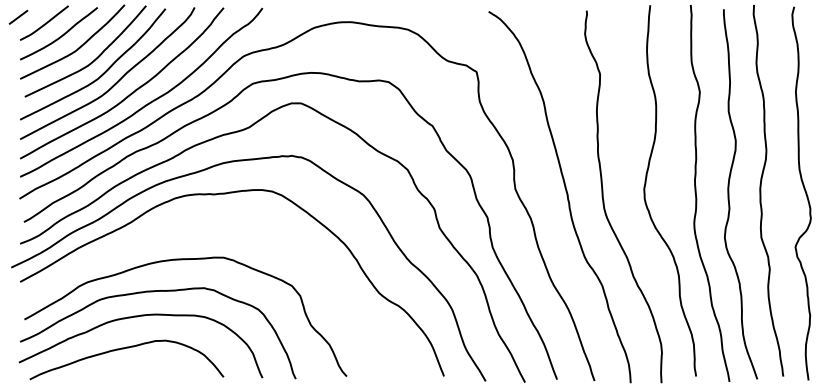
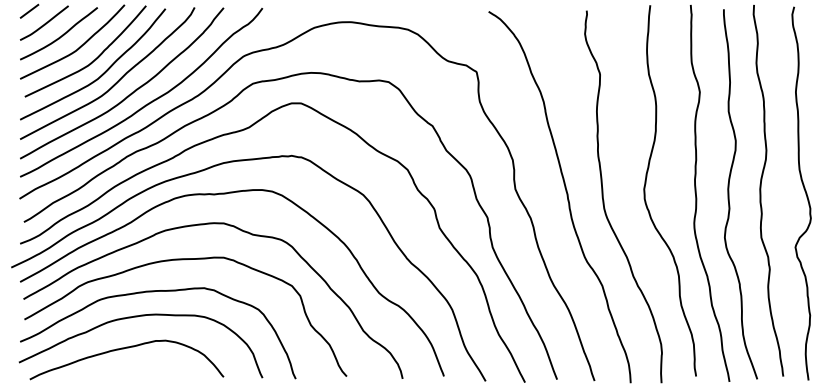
line position: (18, 16) -> (29, 10) (29, 10)
curve: none -> present (241, 231)
